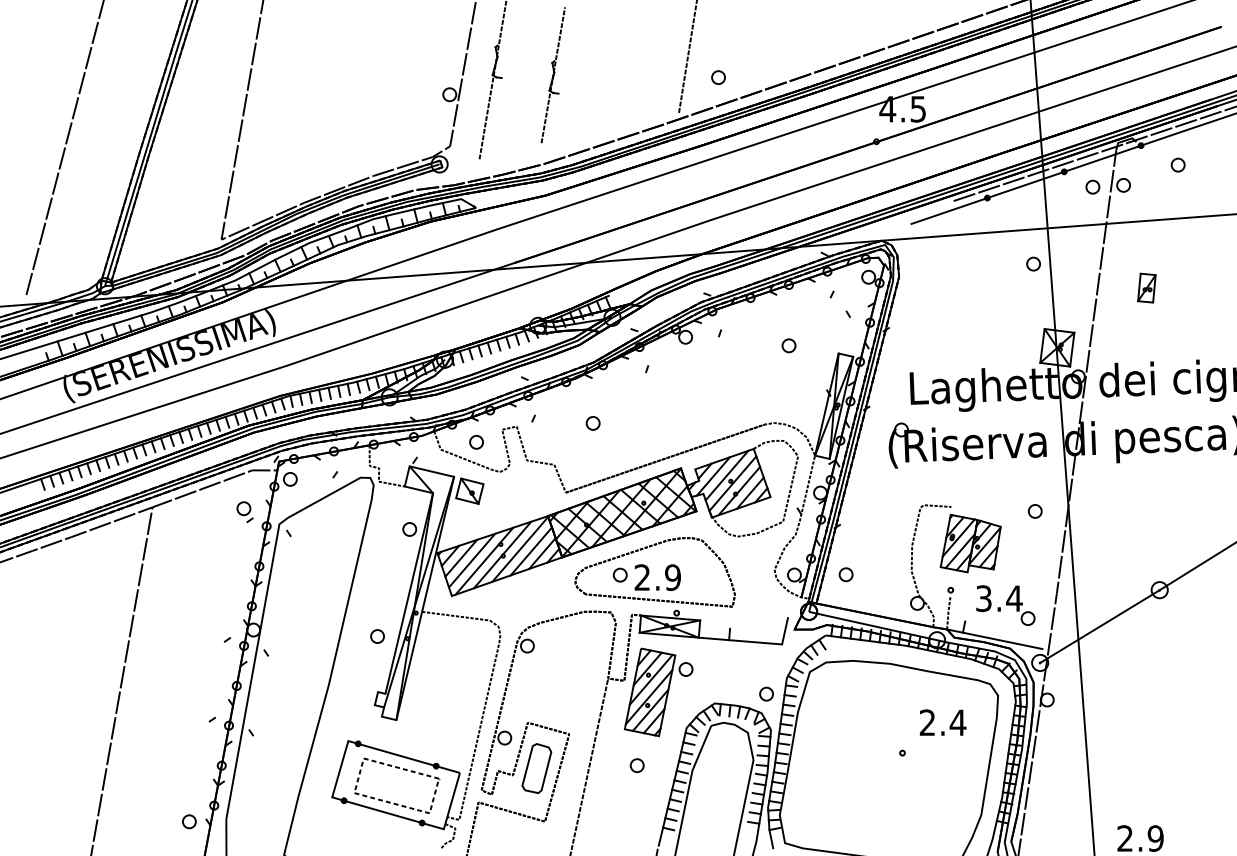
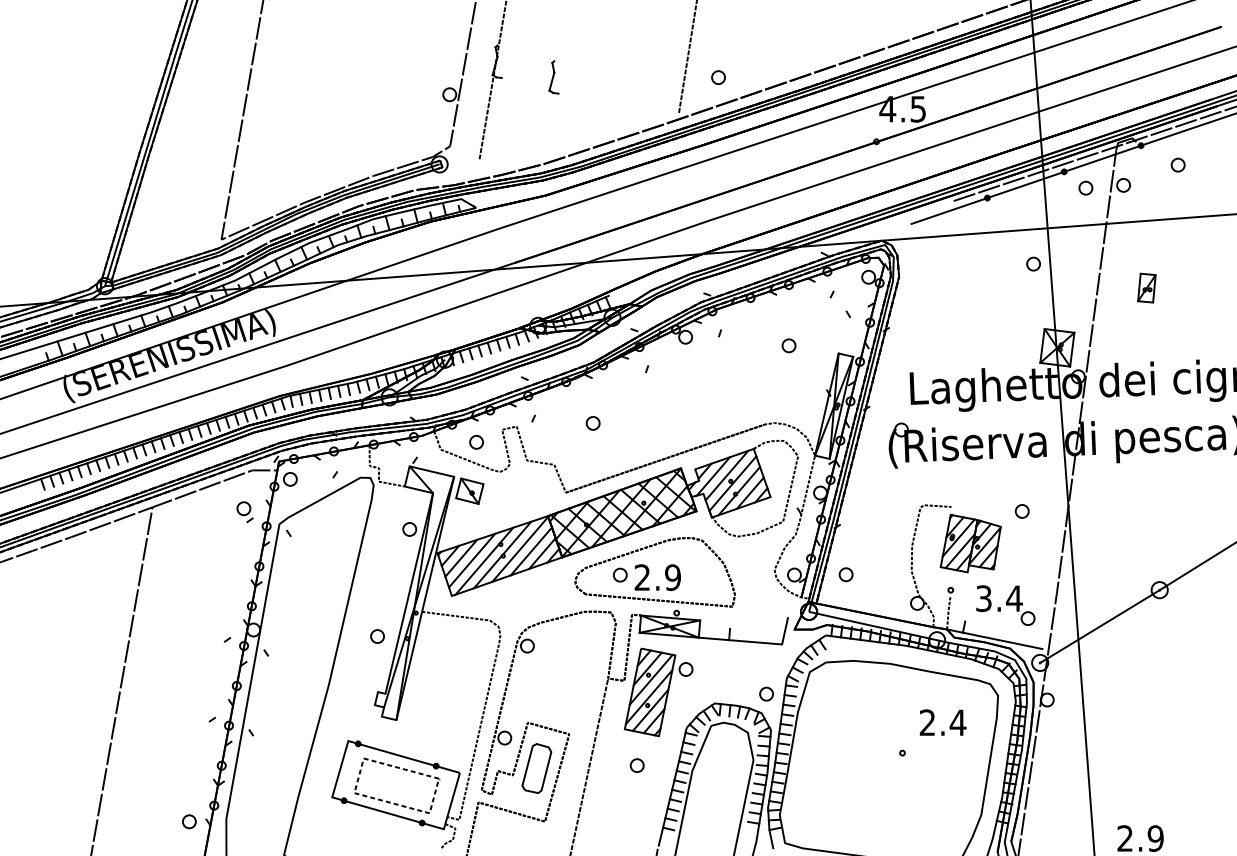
line: present -> none (553, 75)
line: present -> none (64, 148)
part position: (1092, 186) -> (1085, 187) (1085, 187)
part position: (1034, 511) -> (1021, 511) (1021, 511)
